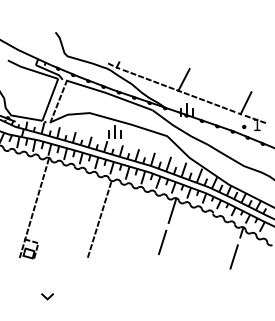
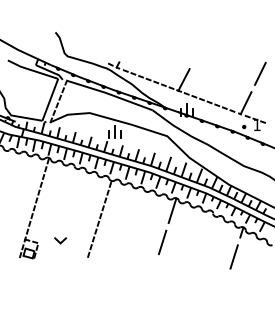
line: none -> present (260, 73)
line position: (47, 297) -> (60, 241) (60, 241)
